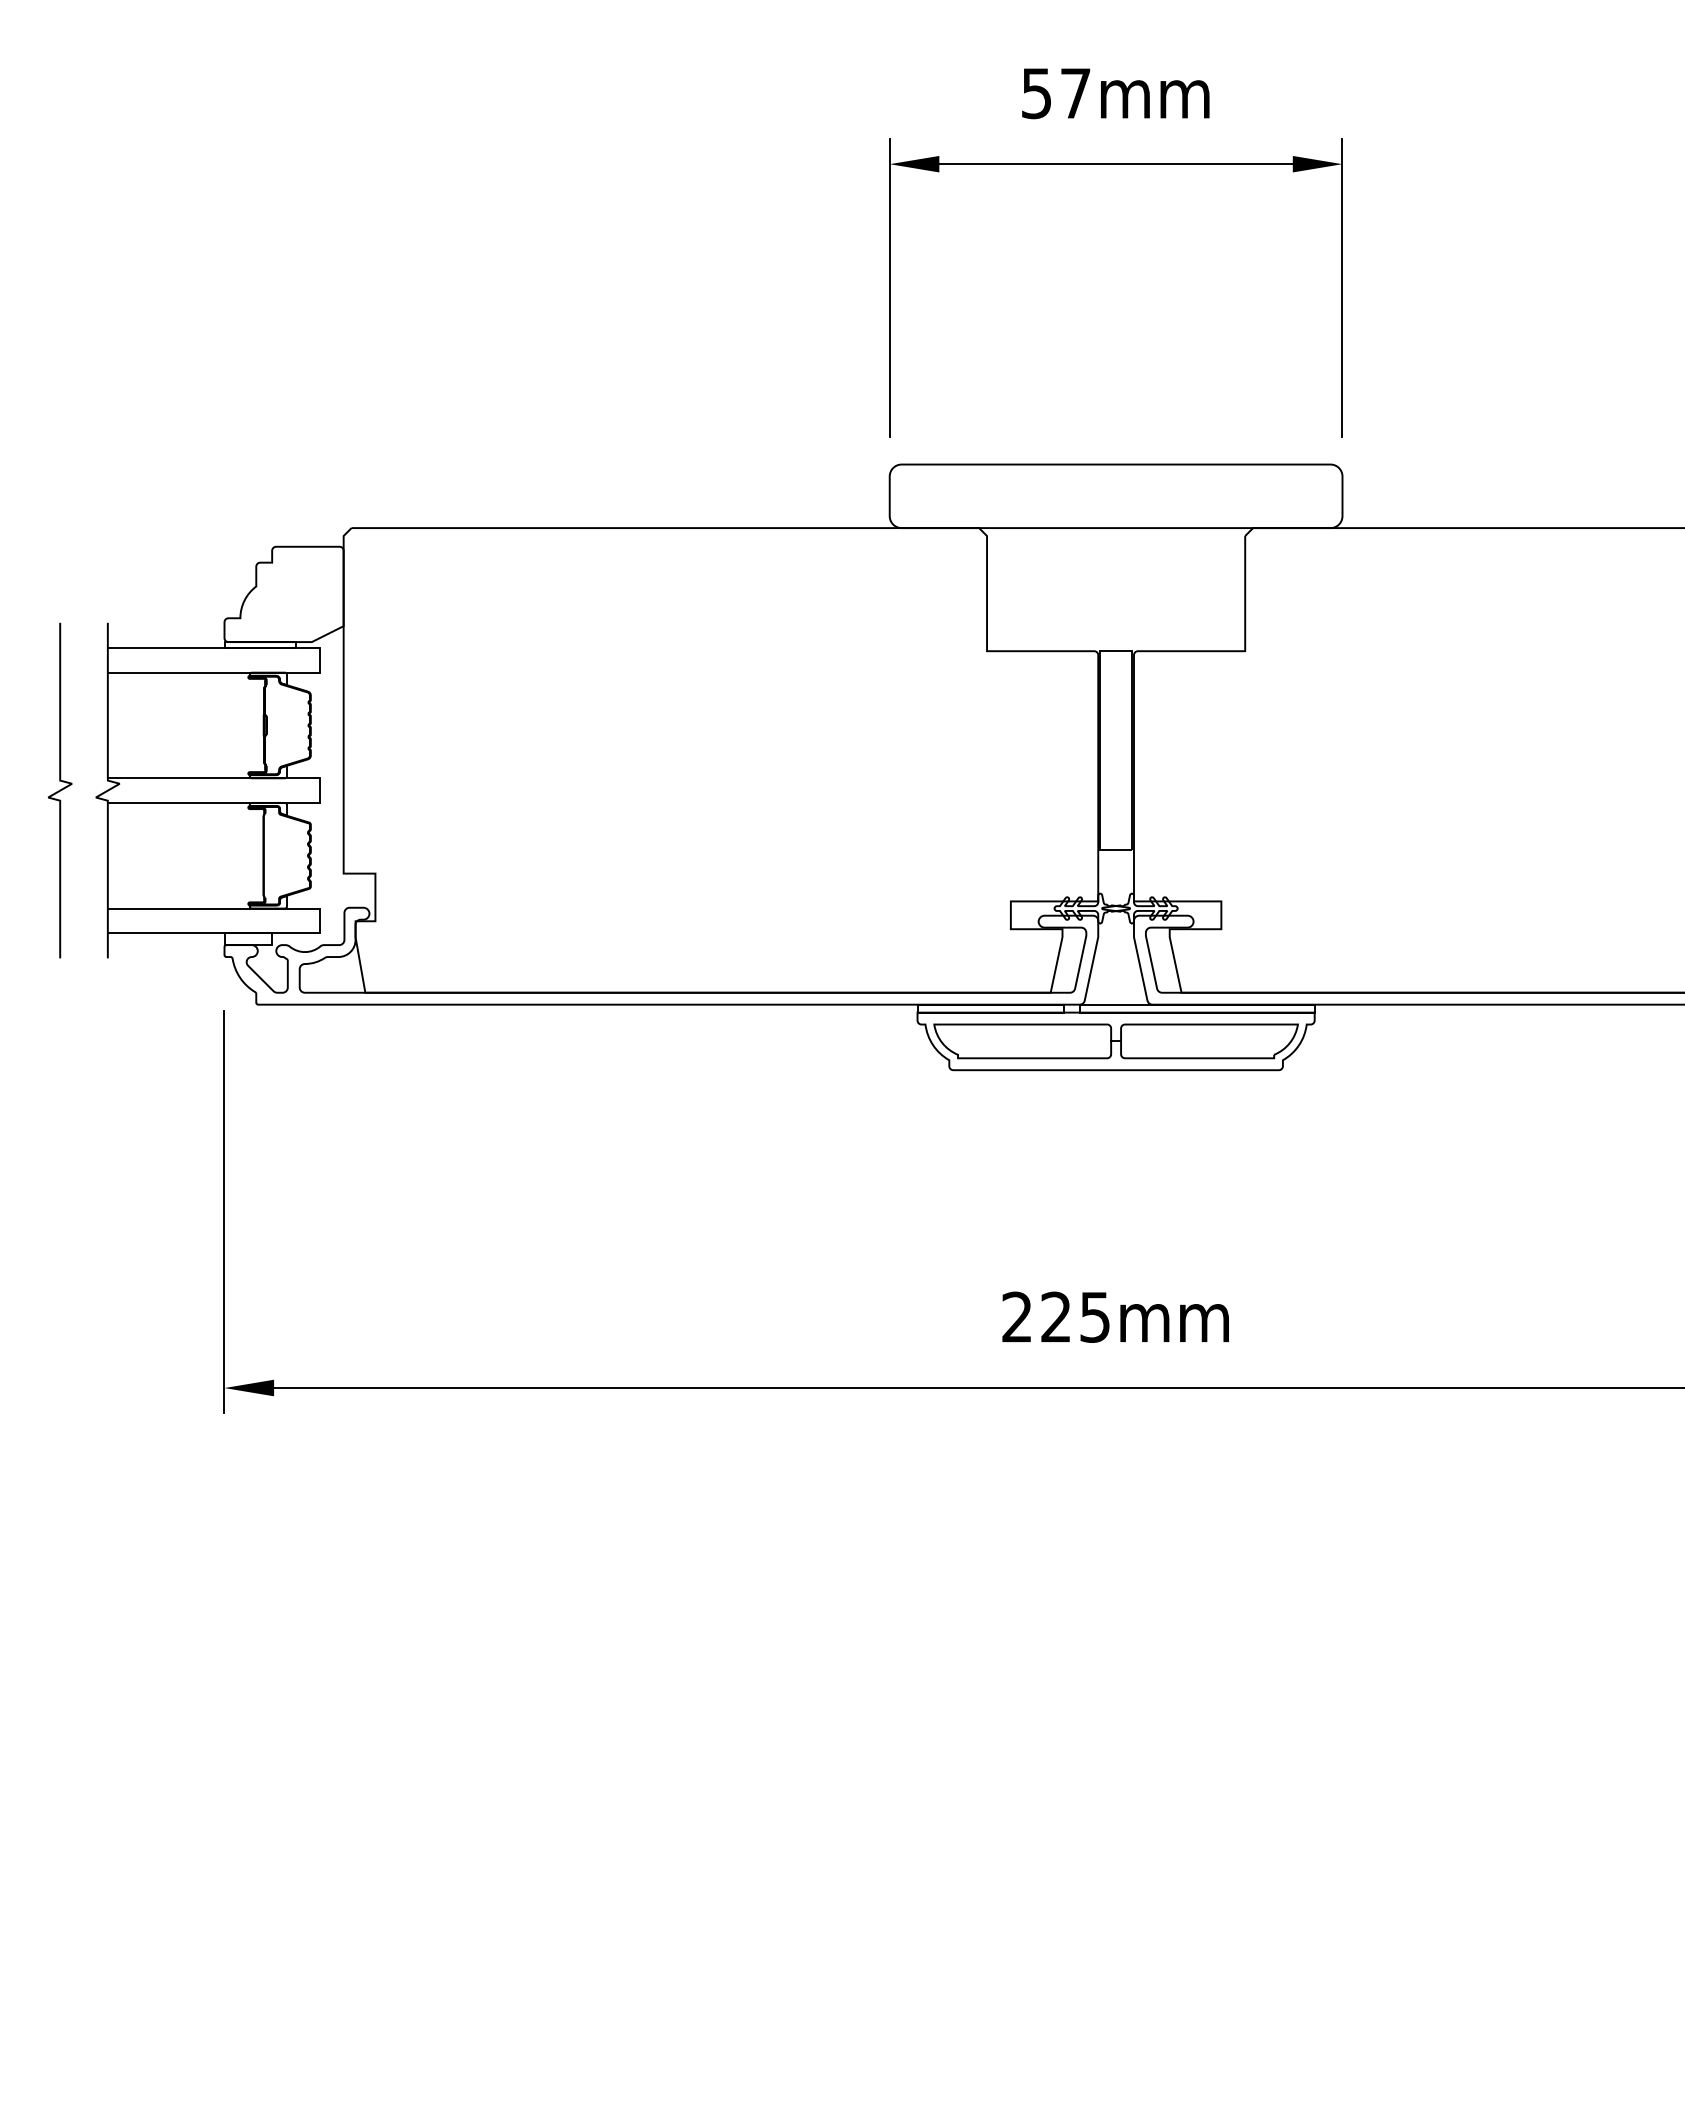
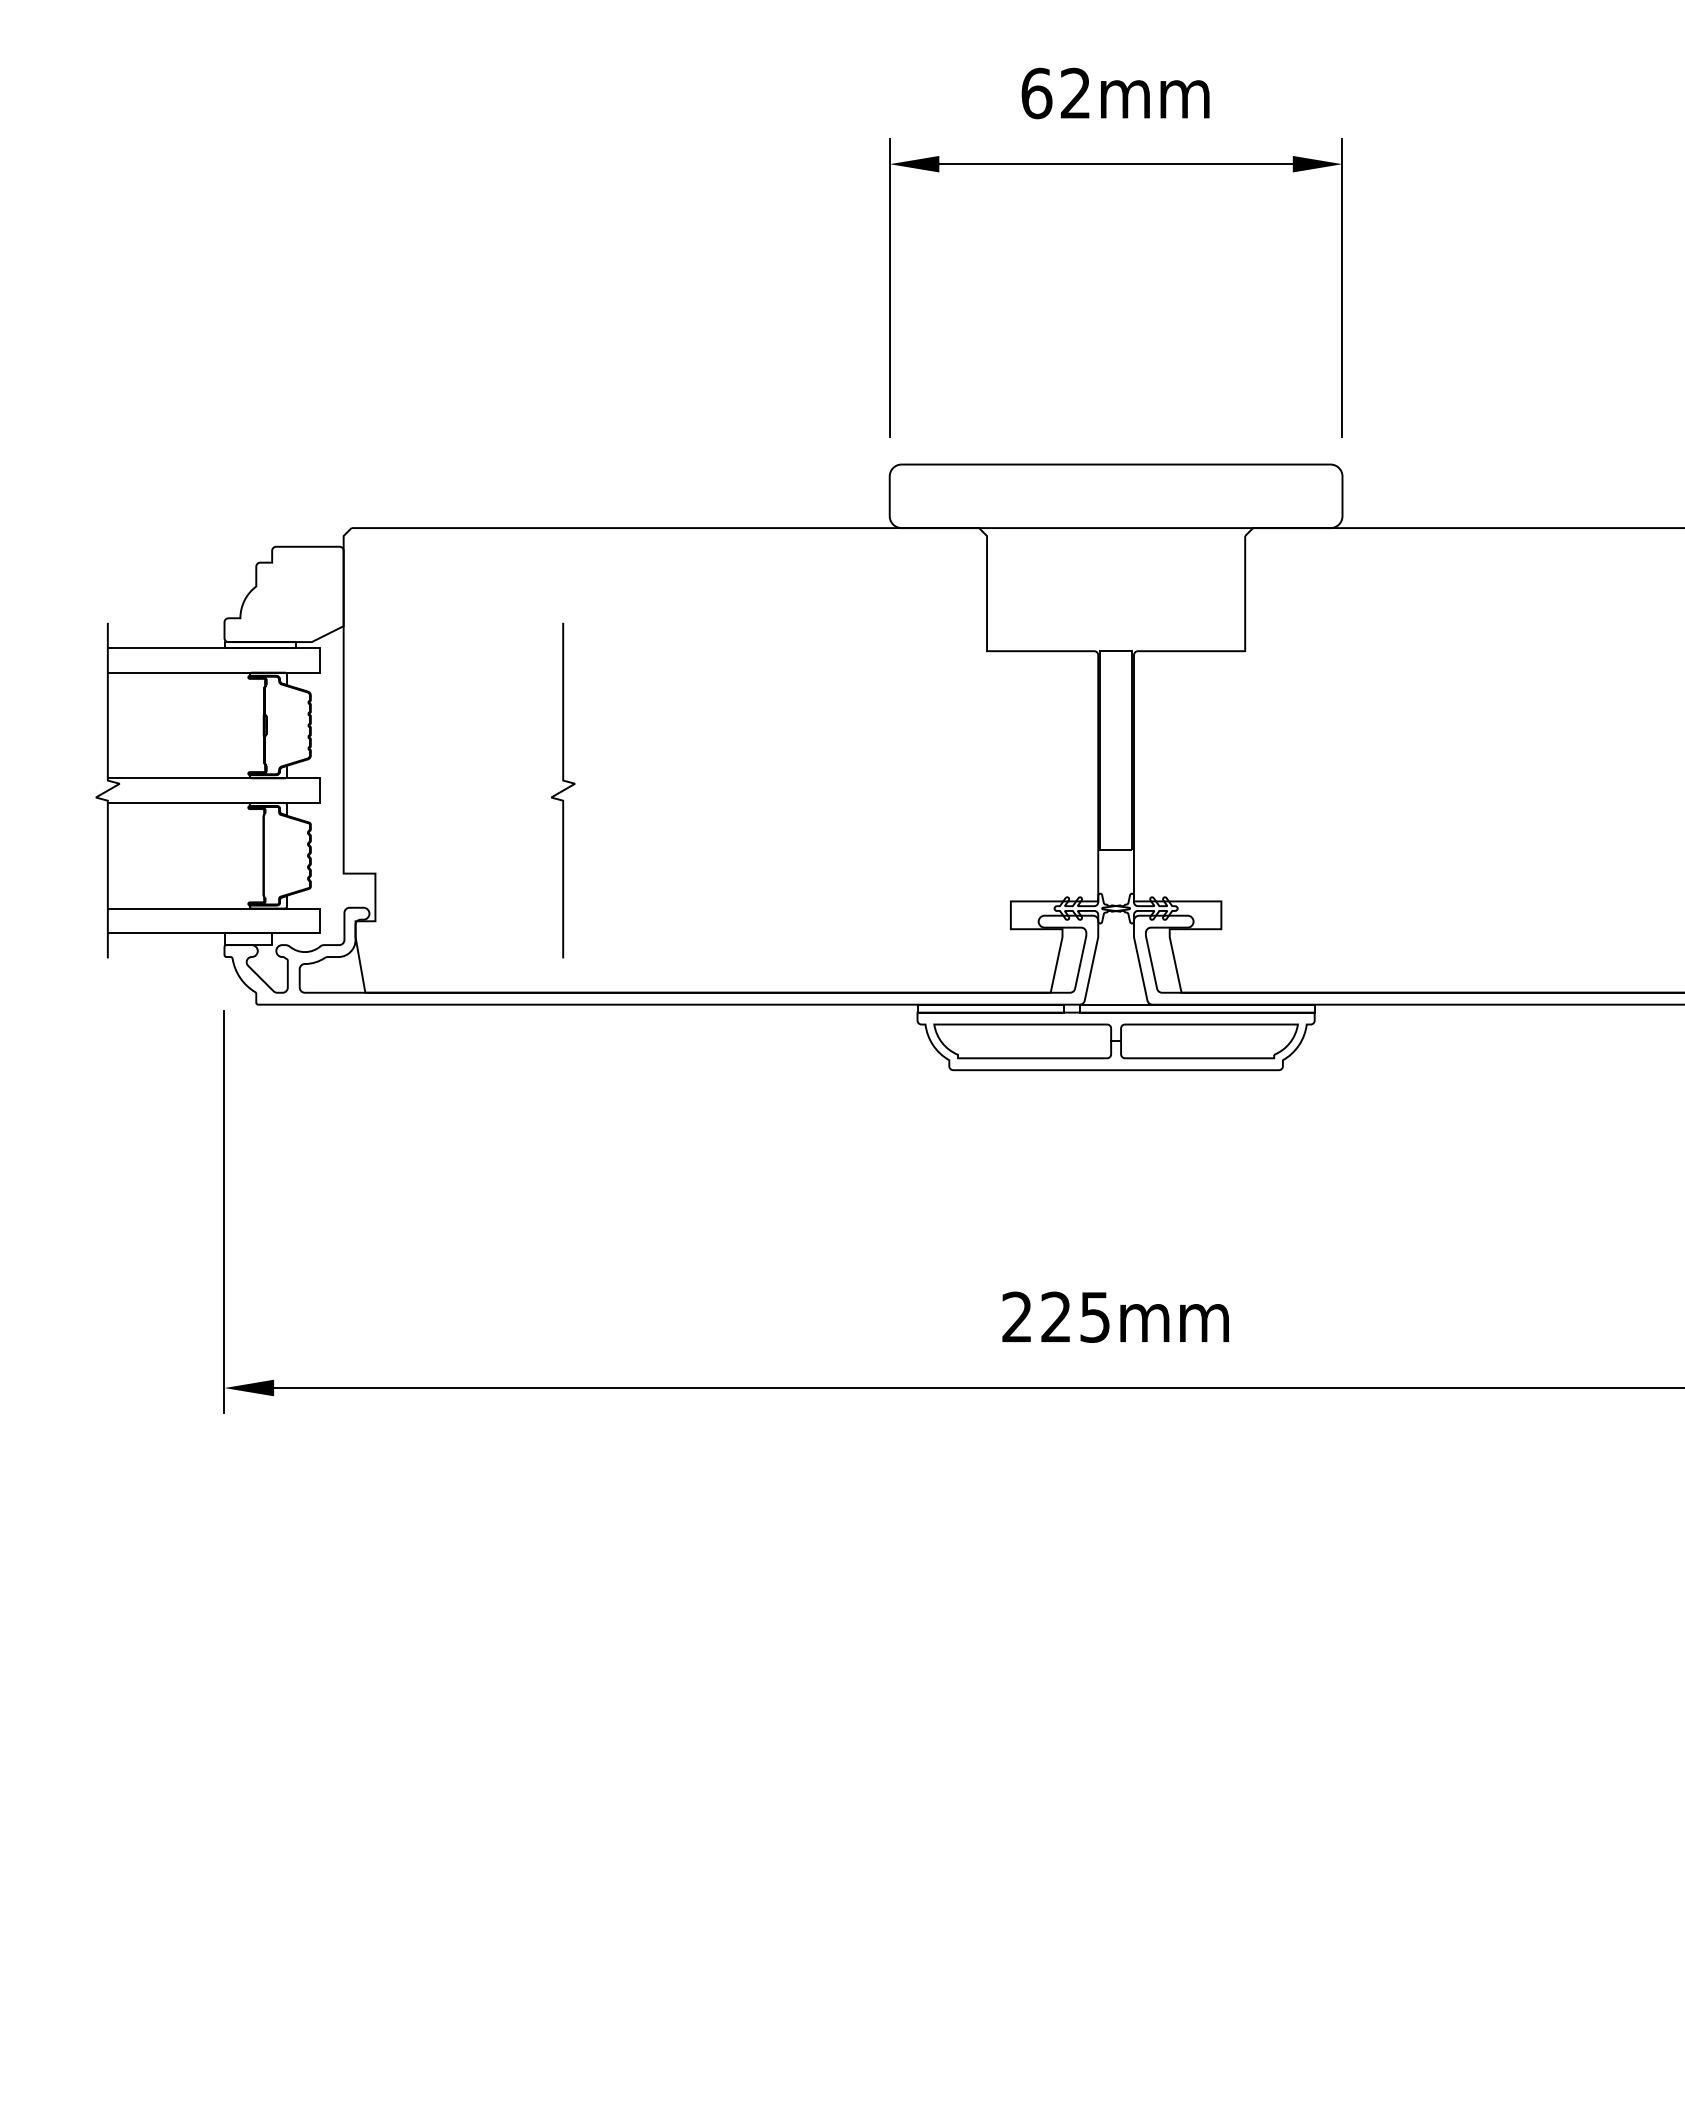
text: 57mm -> 62mm (1055, 93)
curve position: (60, 790) -> (563, 790) (563, 790)
